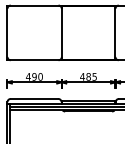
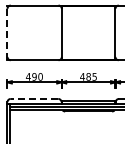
line: solid -> dashed (7, 32)
line: solid -> dashed (34, 98)
